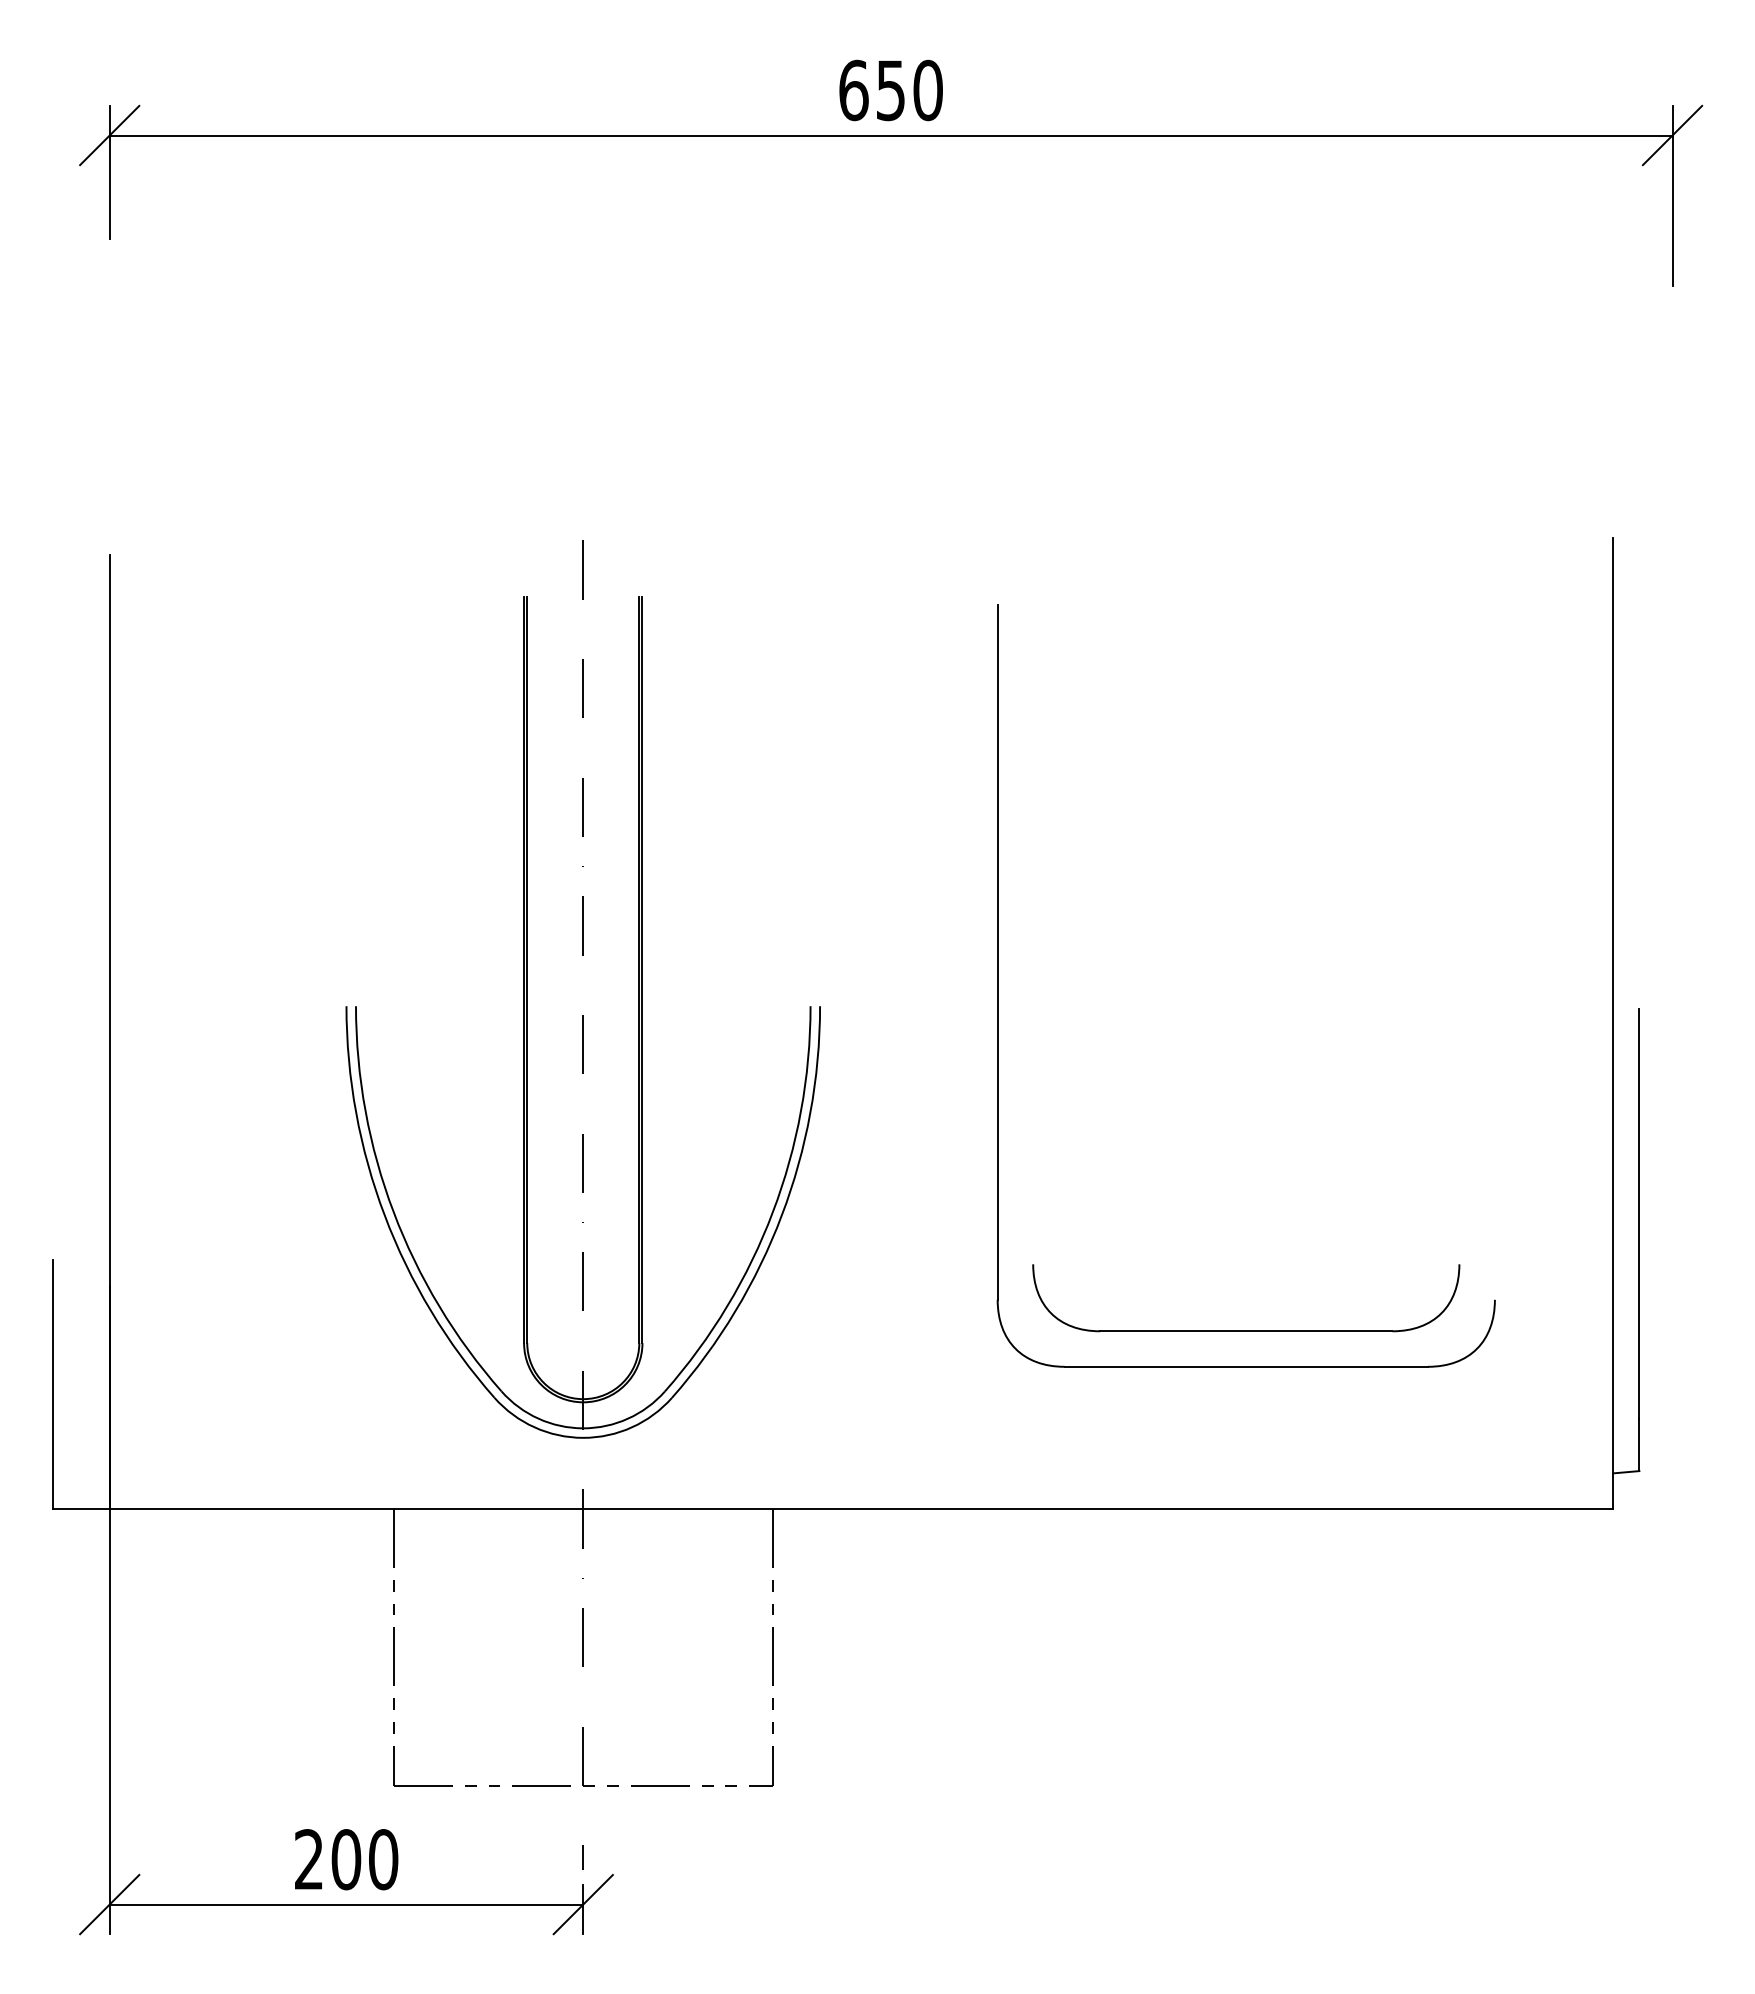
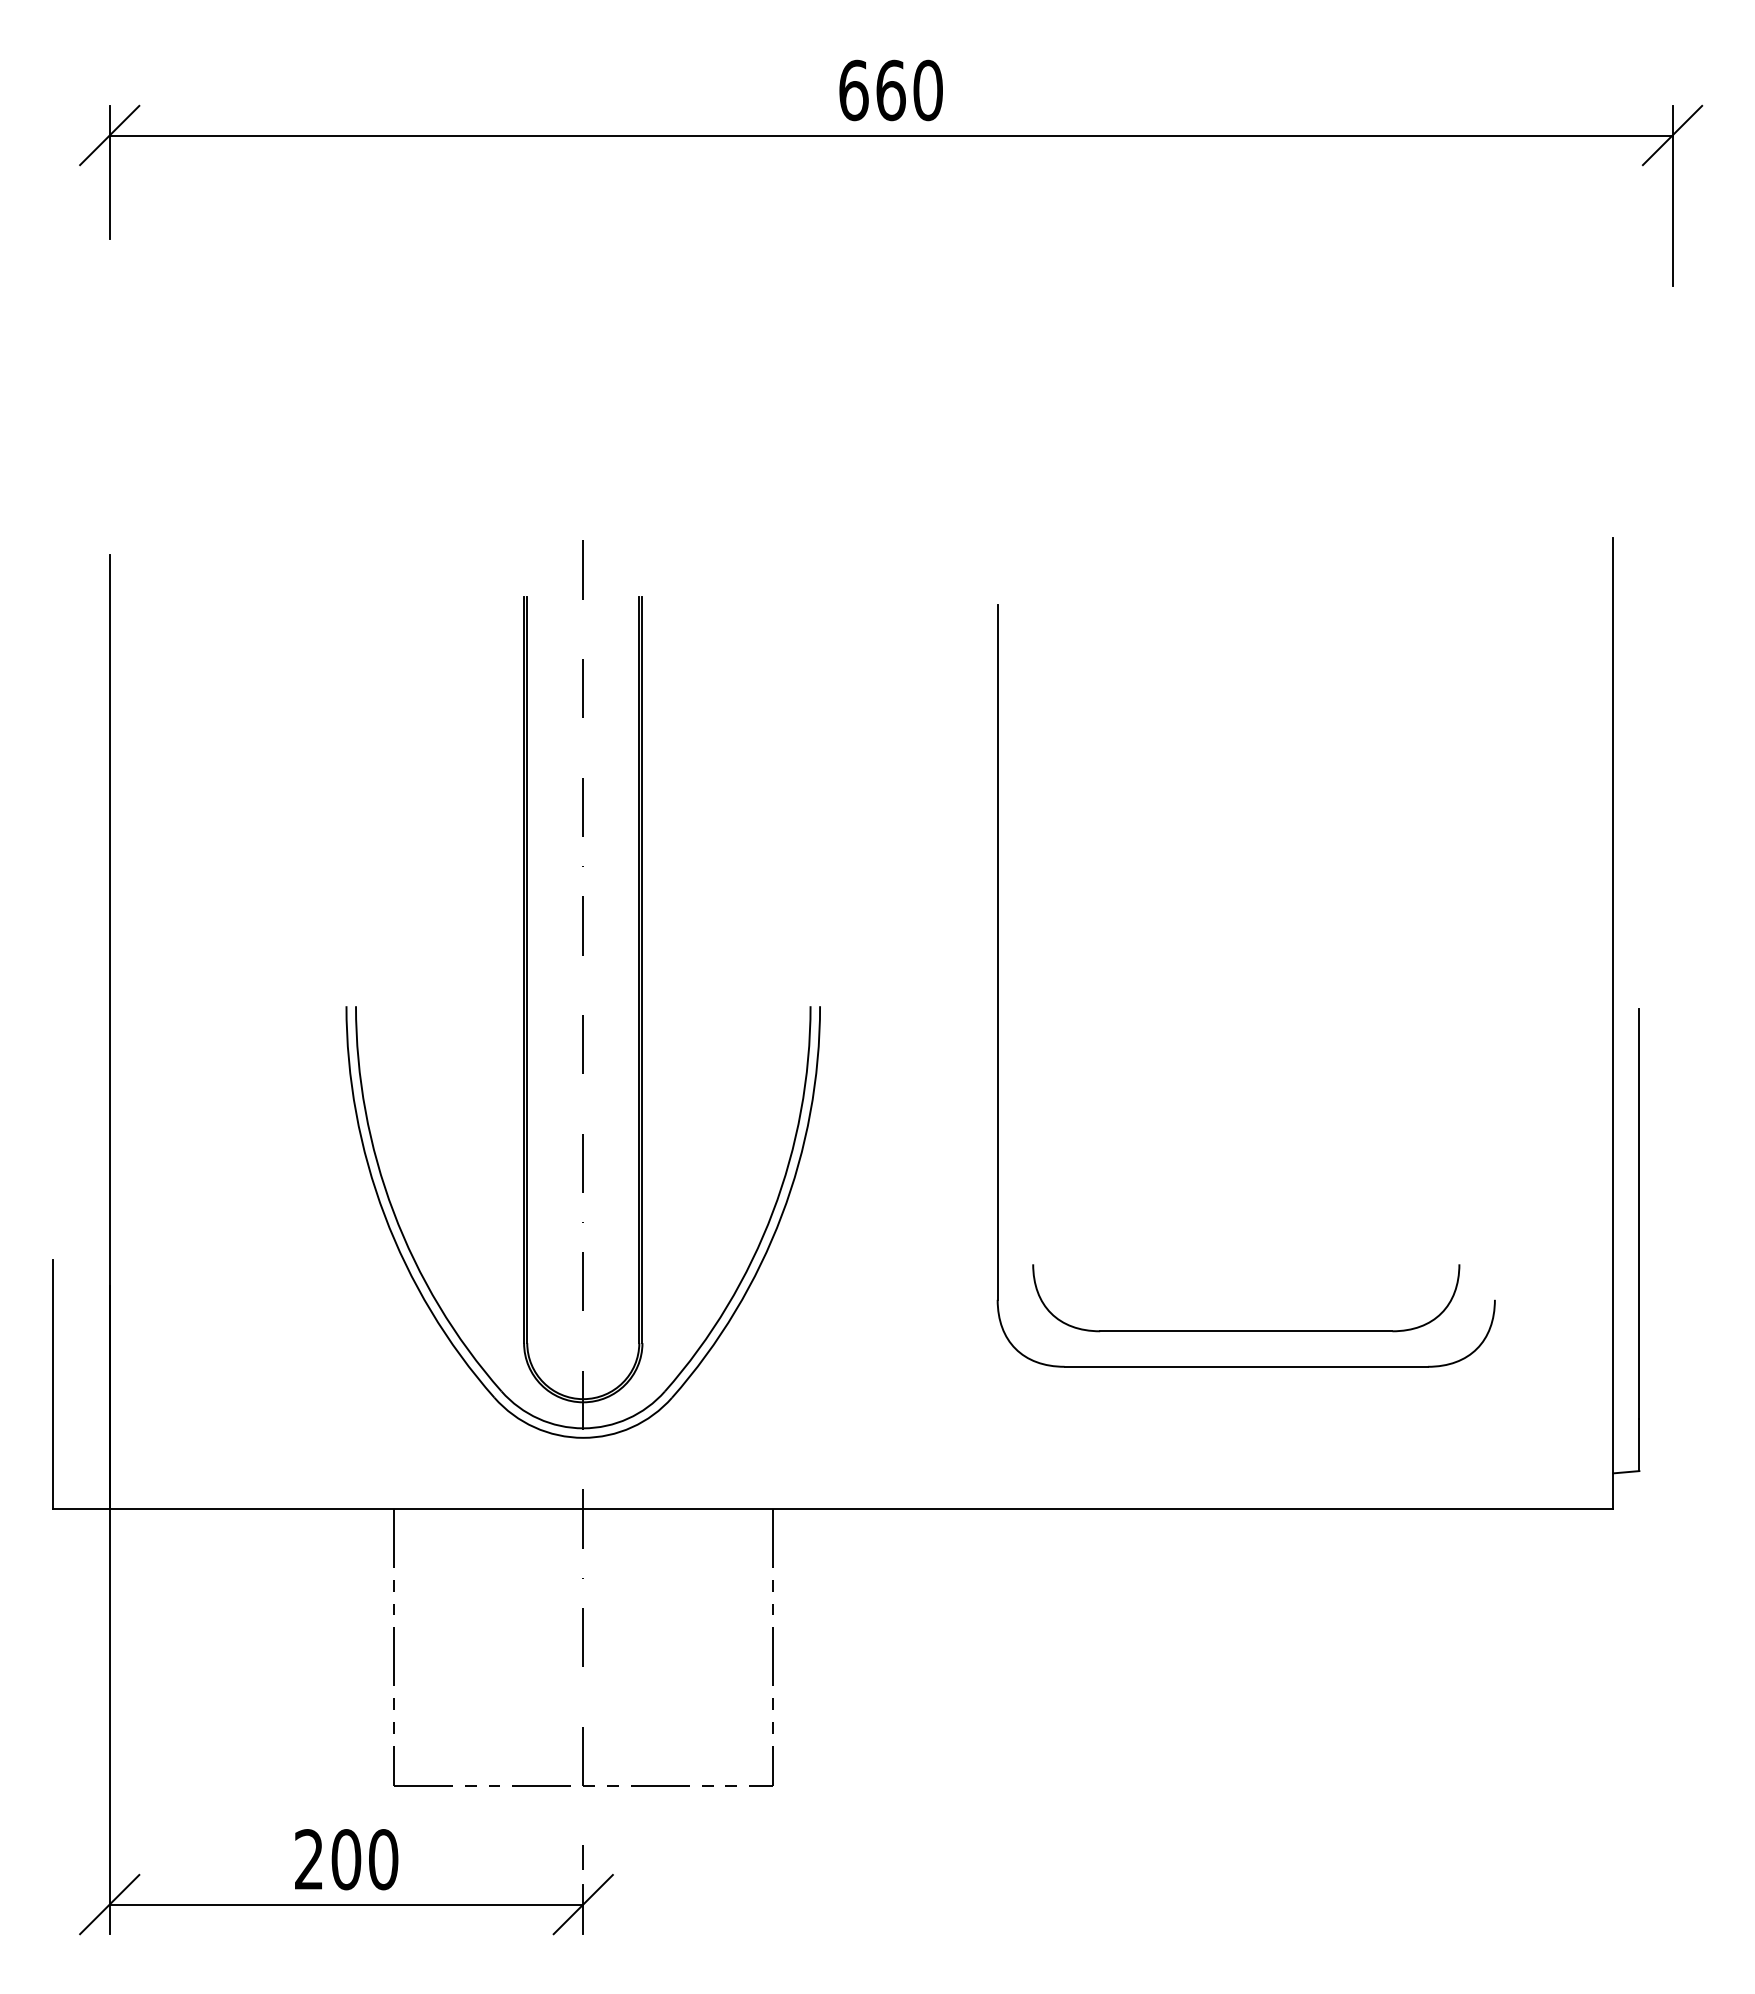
text: 650 -> 660 (890, 90)
